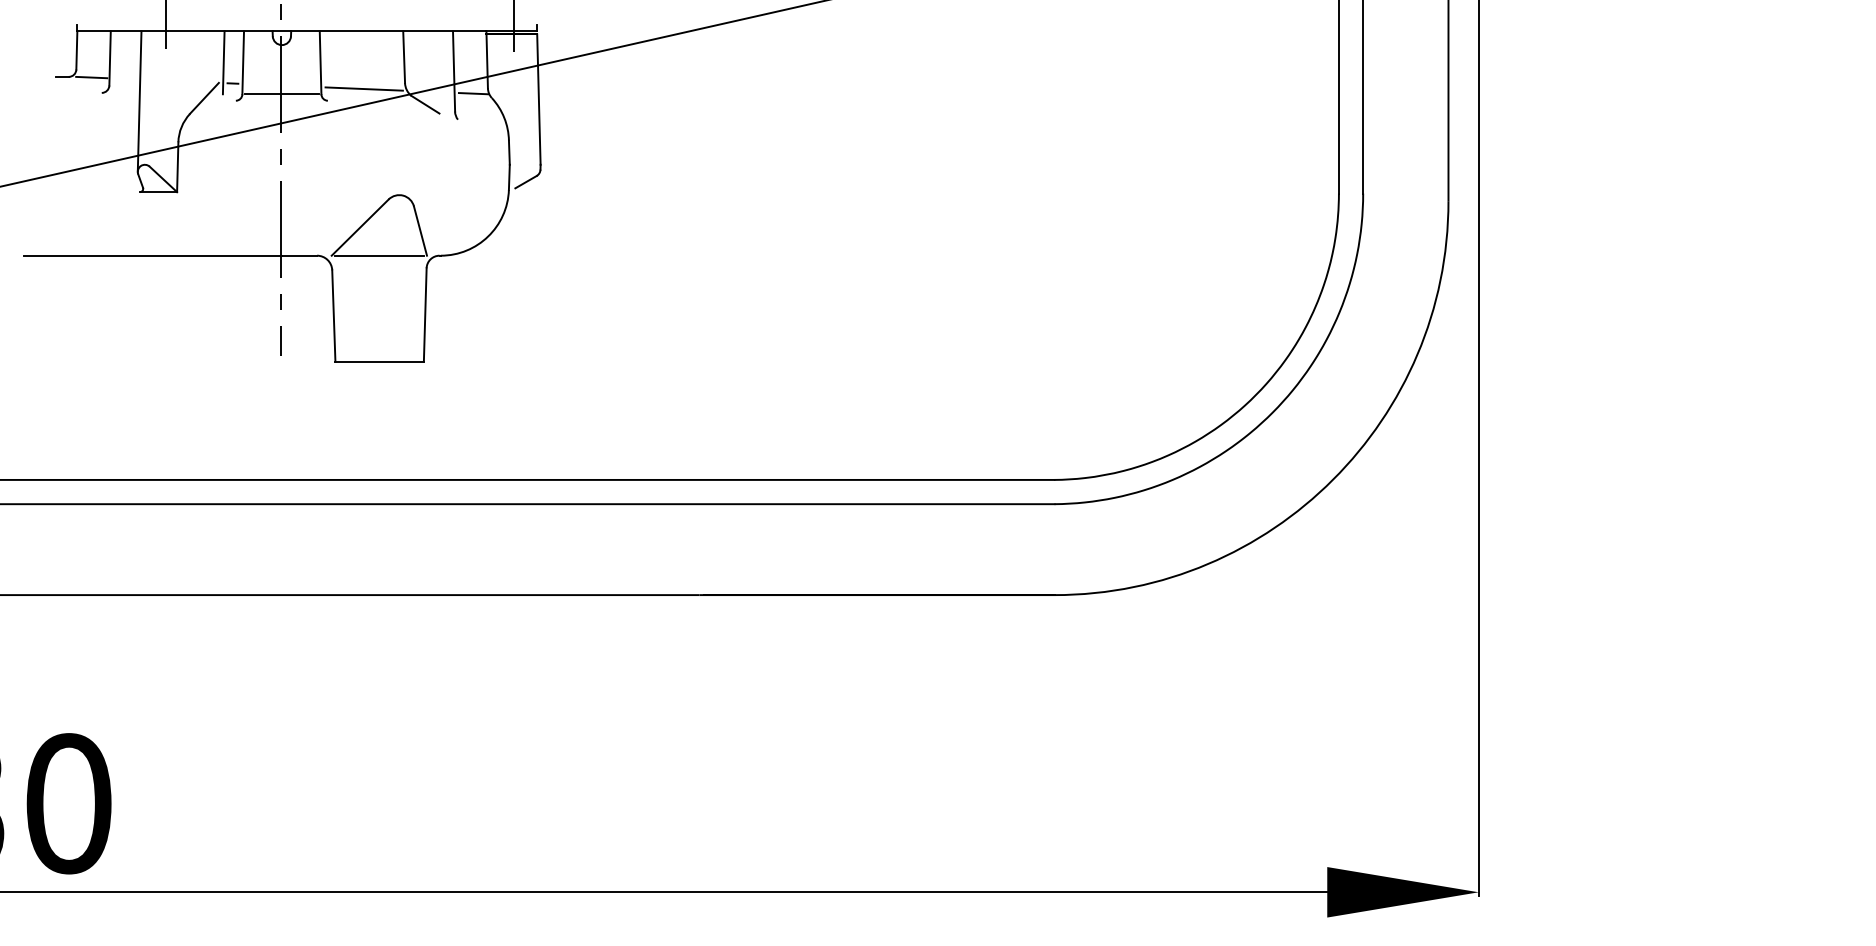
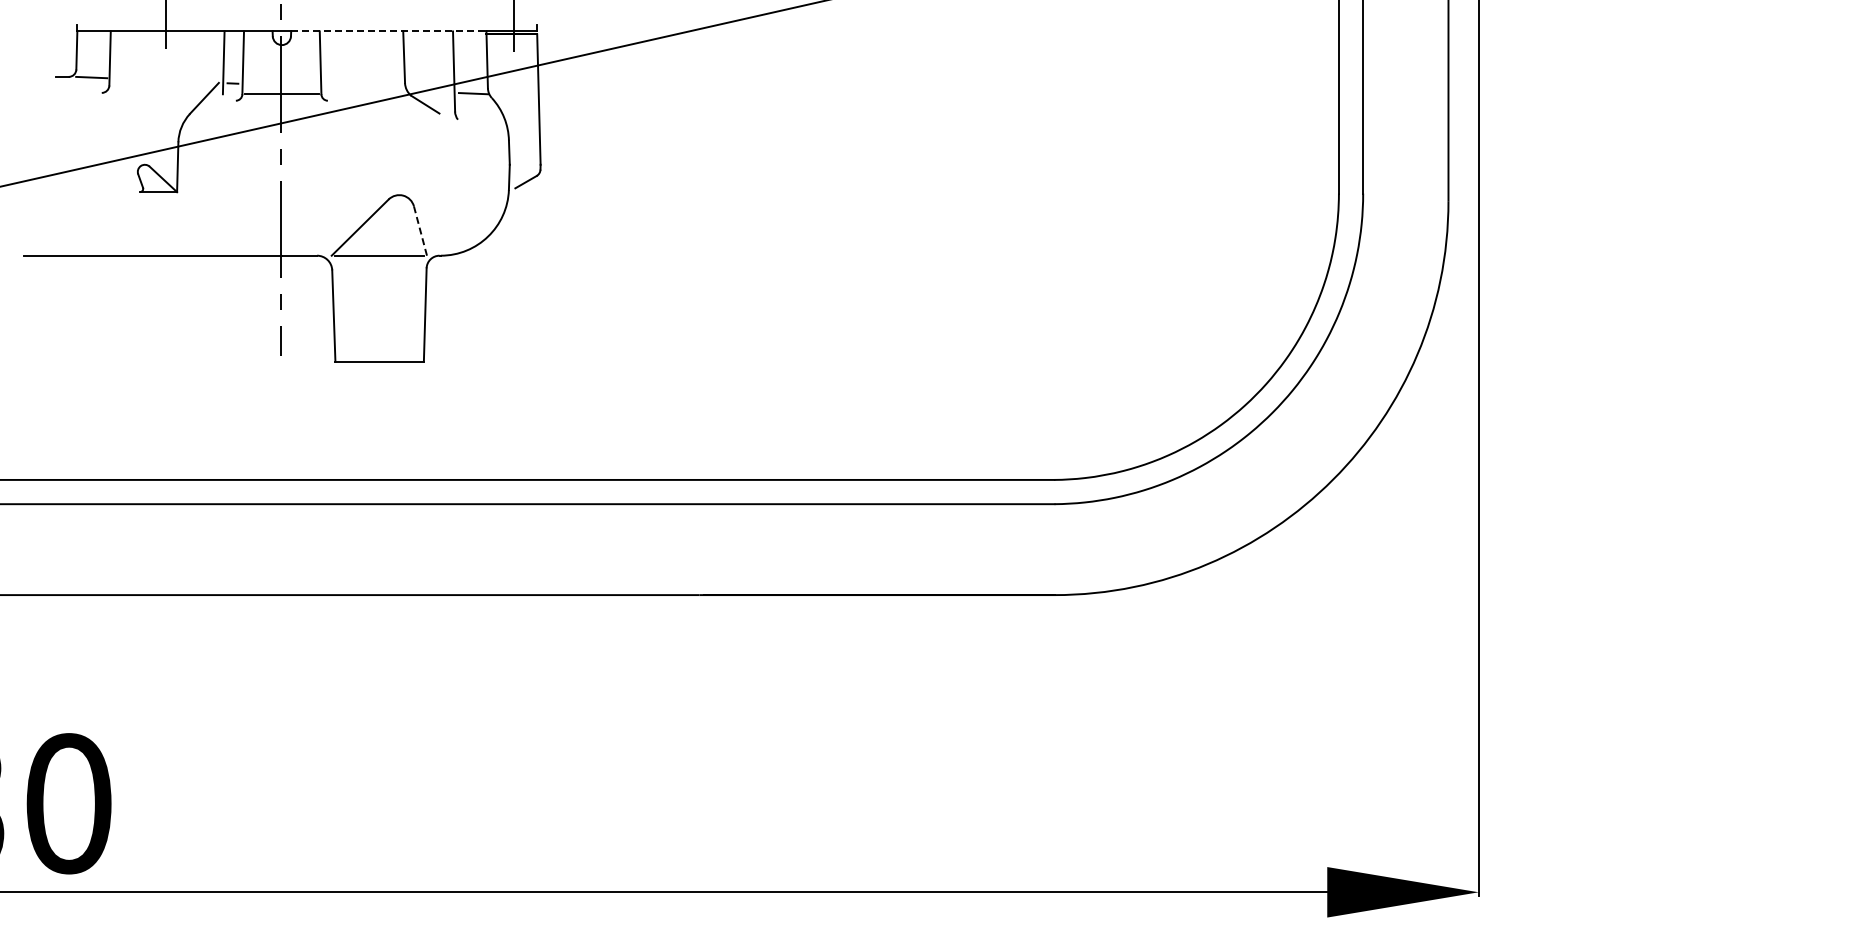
line: solid -> dashed (388, 31)
line: present -> none (363, 88)
line: present -> none (139, 101)
line: solid -> dashed (420, 230)
